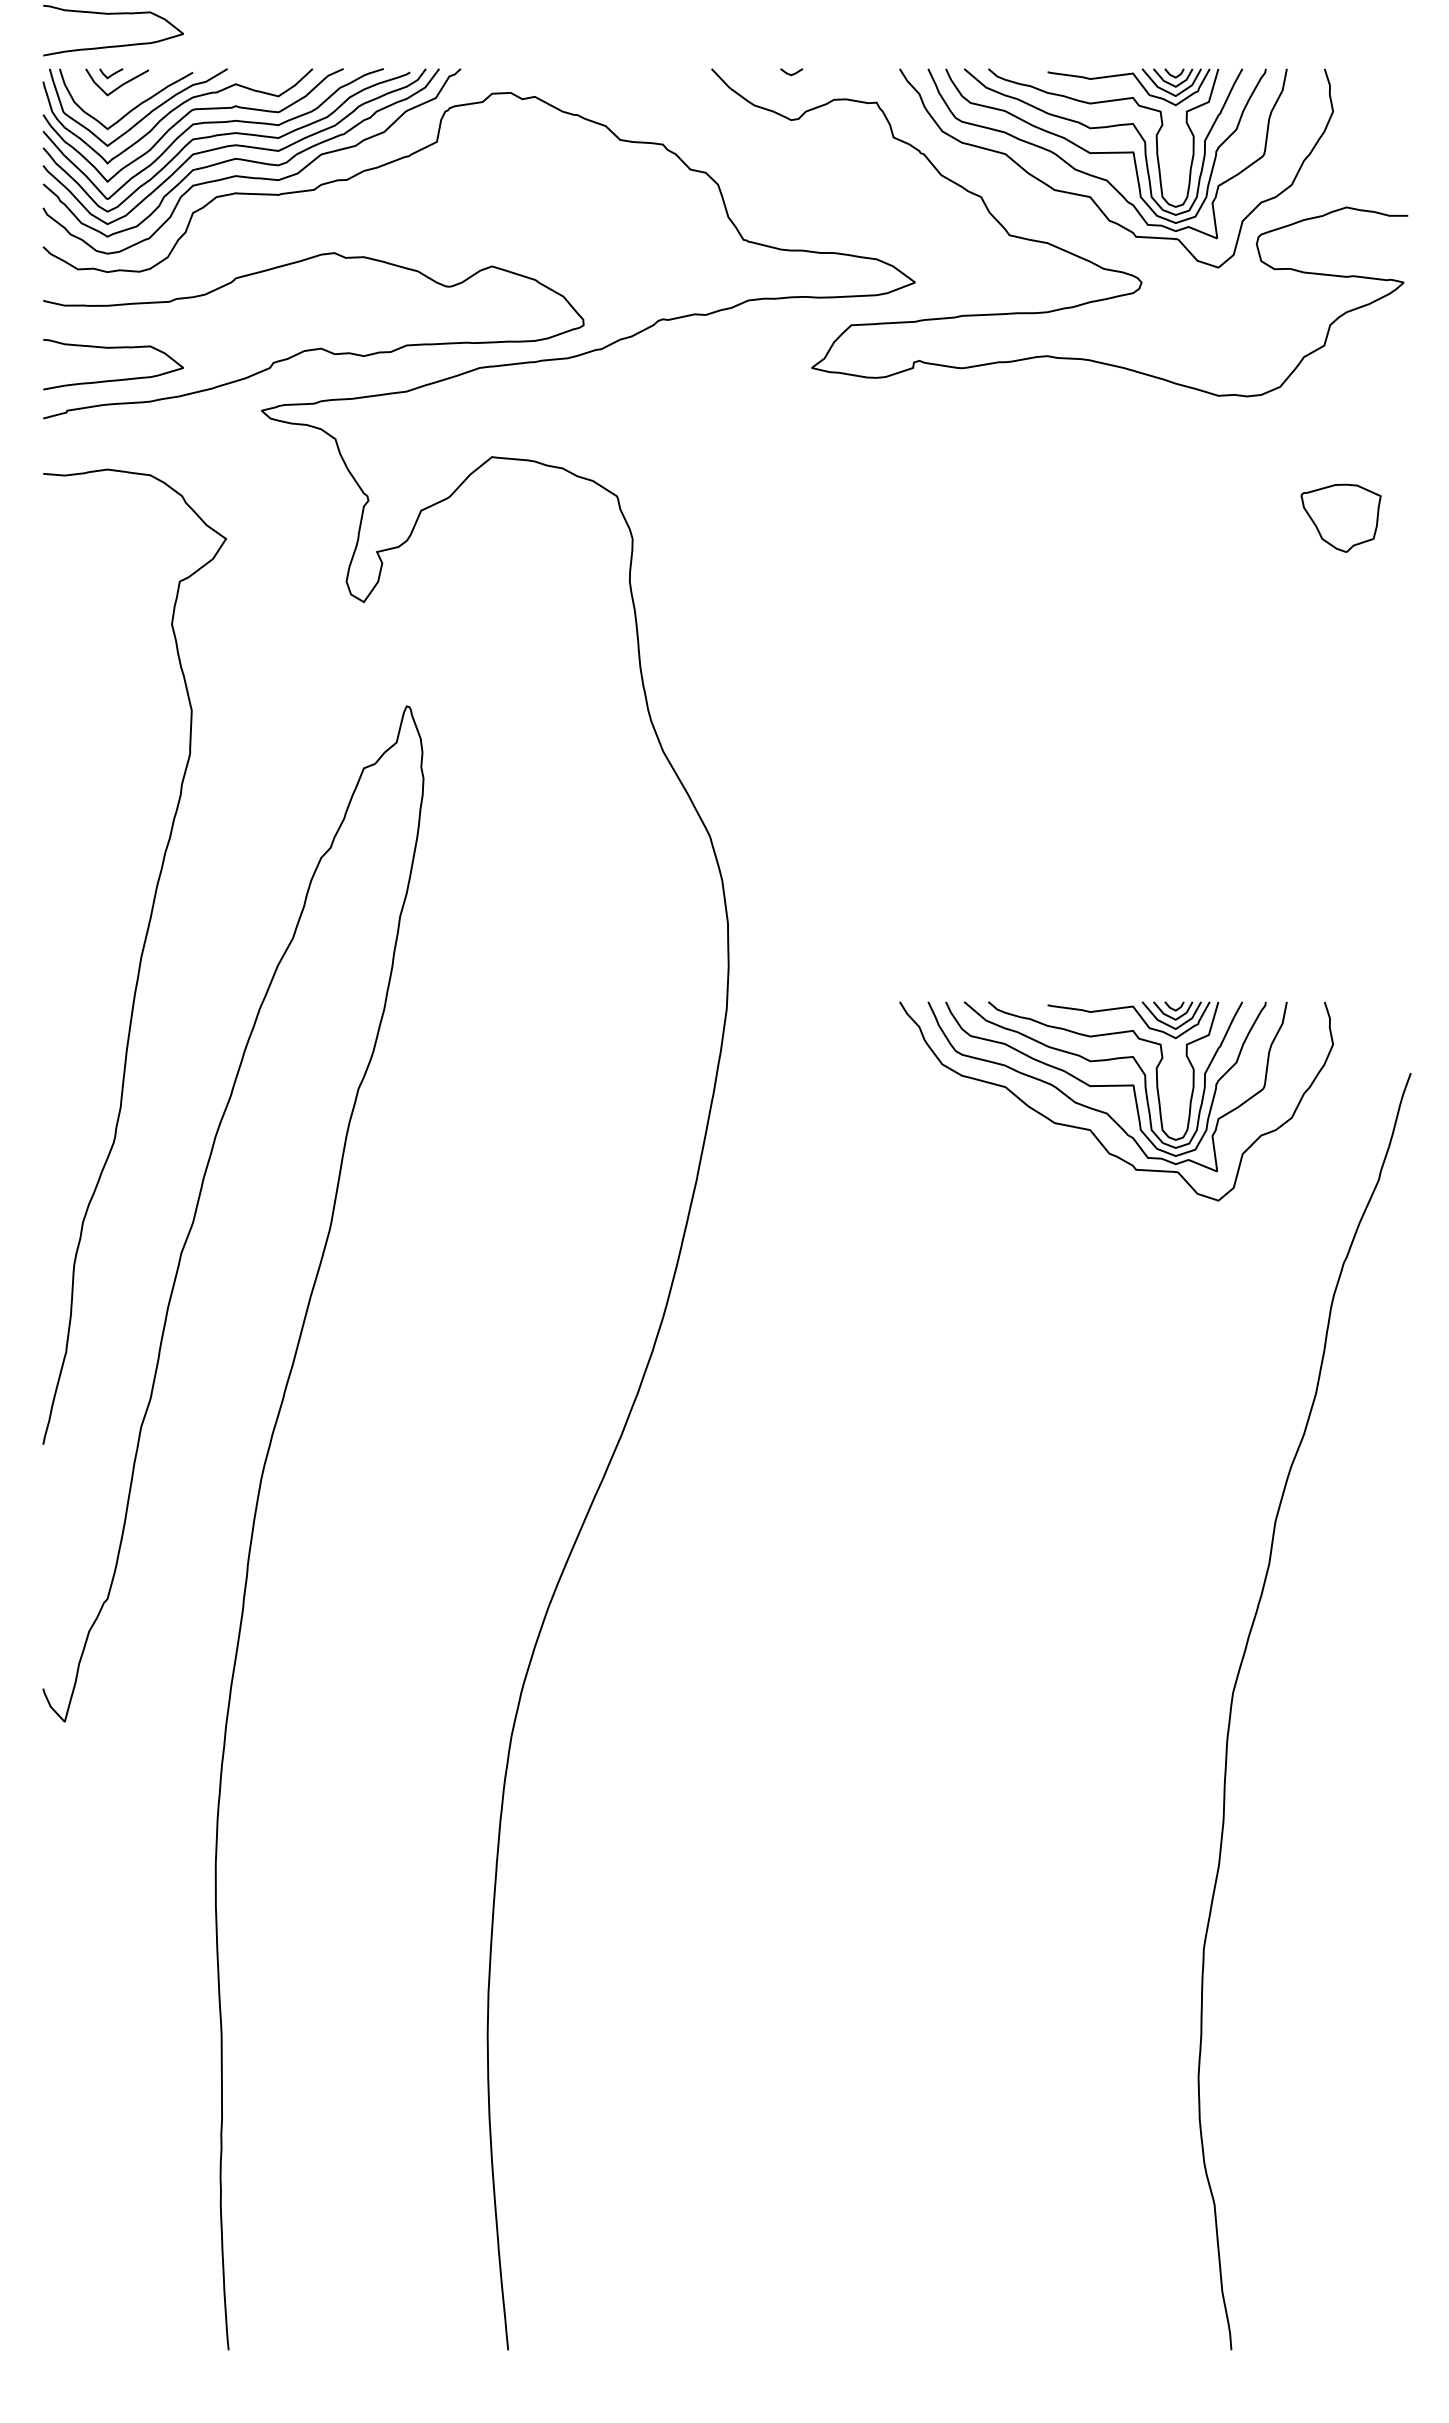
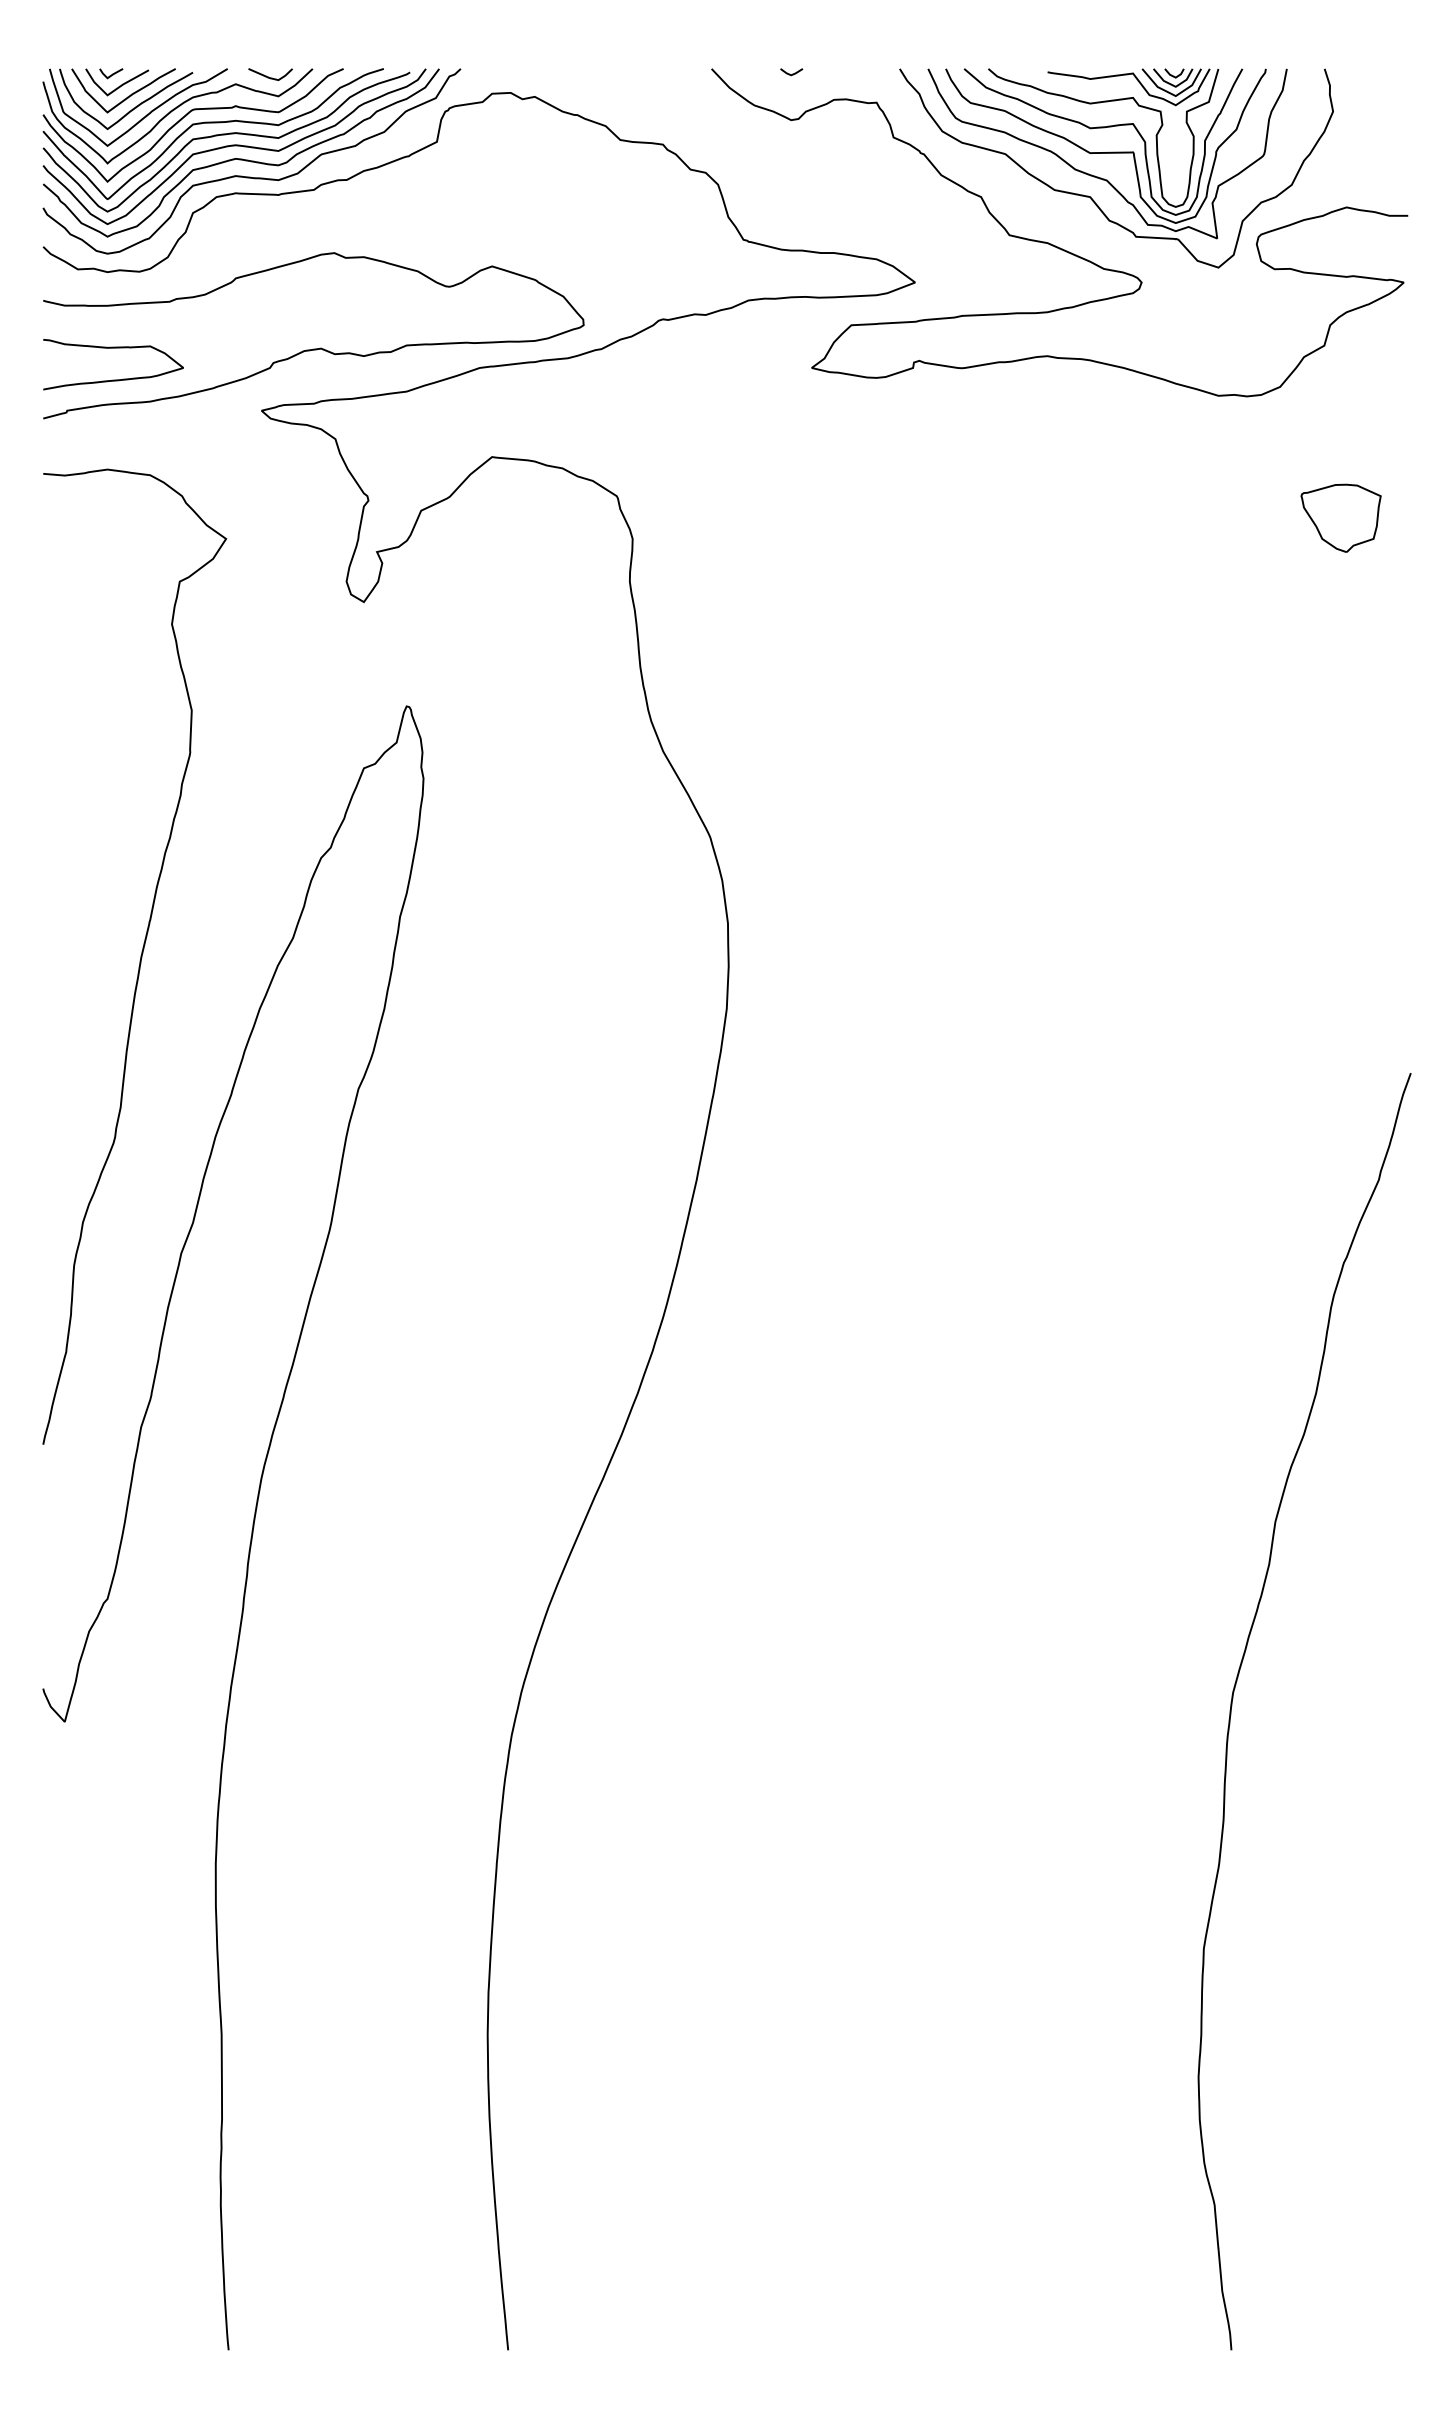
curve: present -> none (113, 45)
line: none -> present (268, 76)
curve: none -> present (127, 96)
part: present -> none (1107, 1112)
